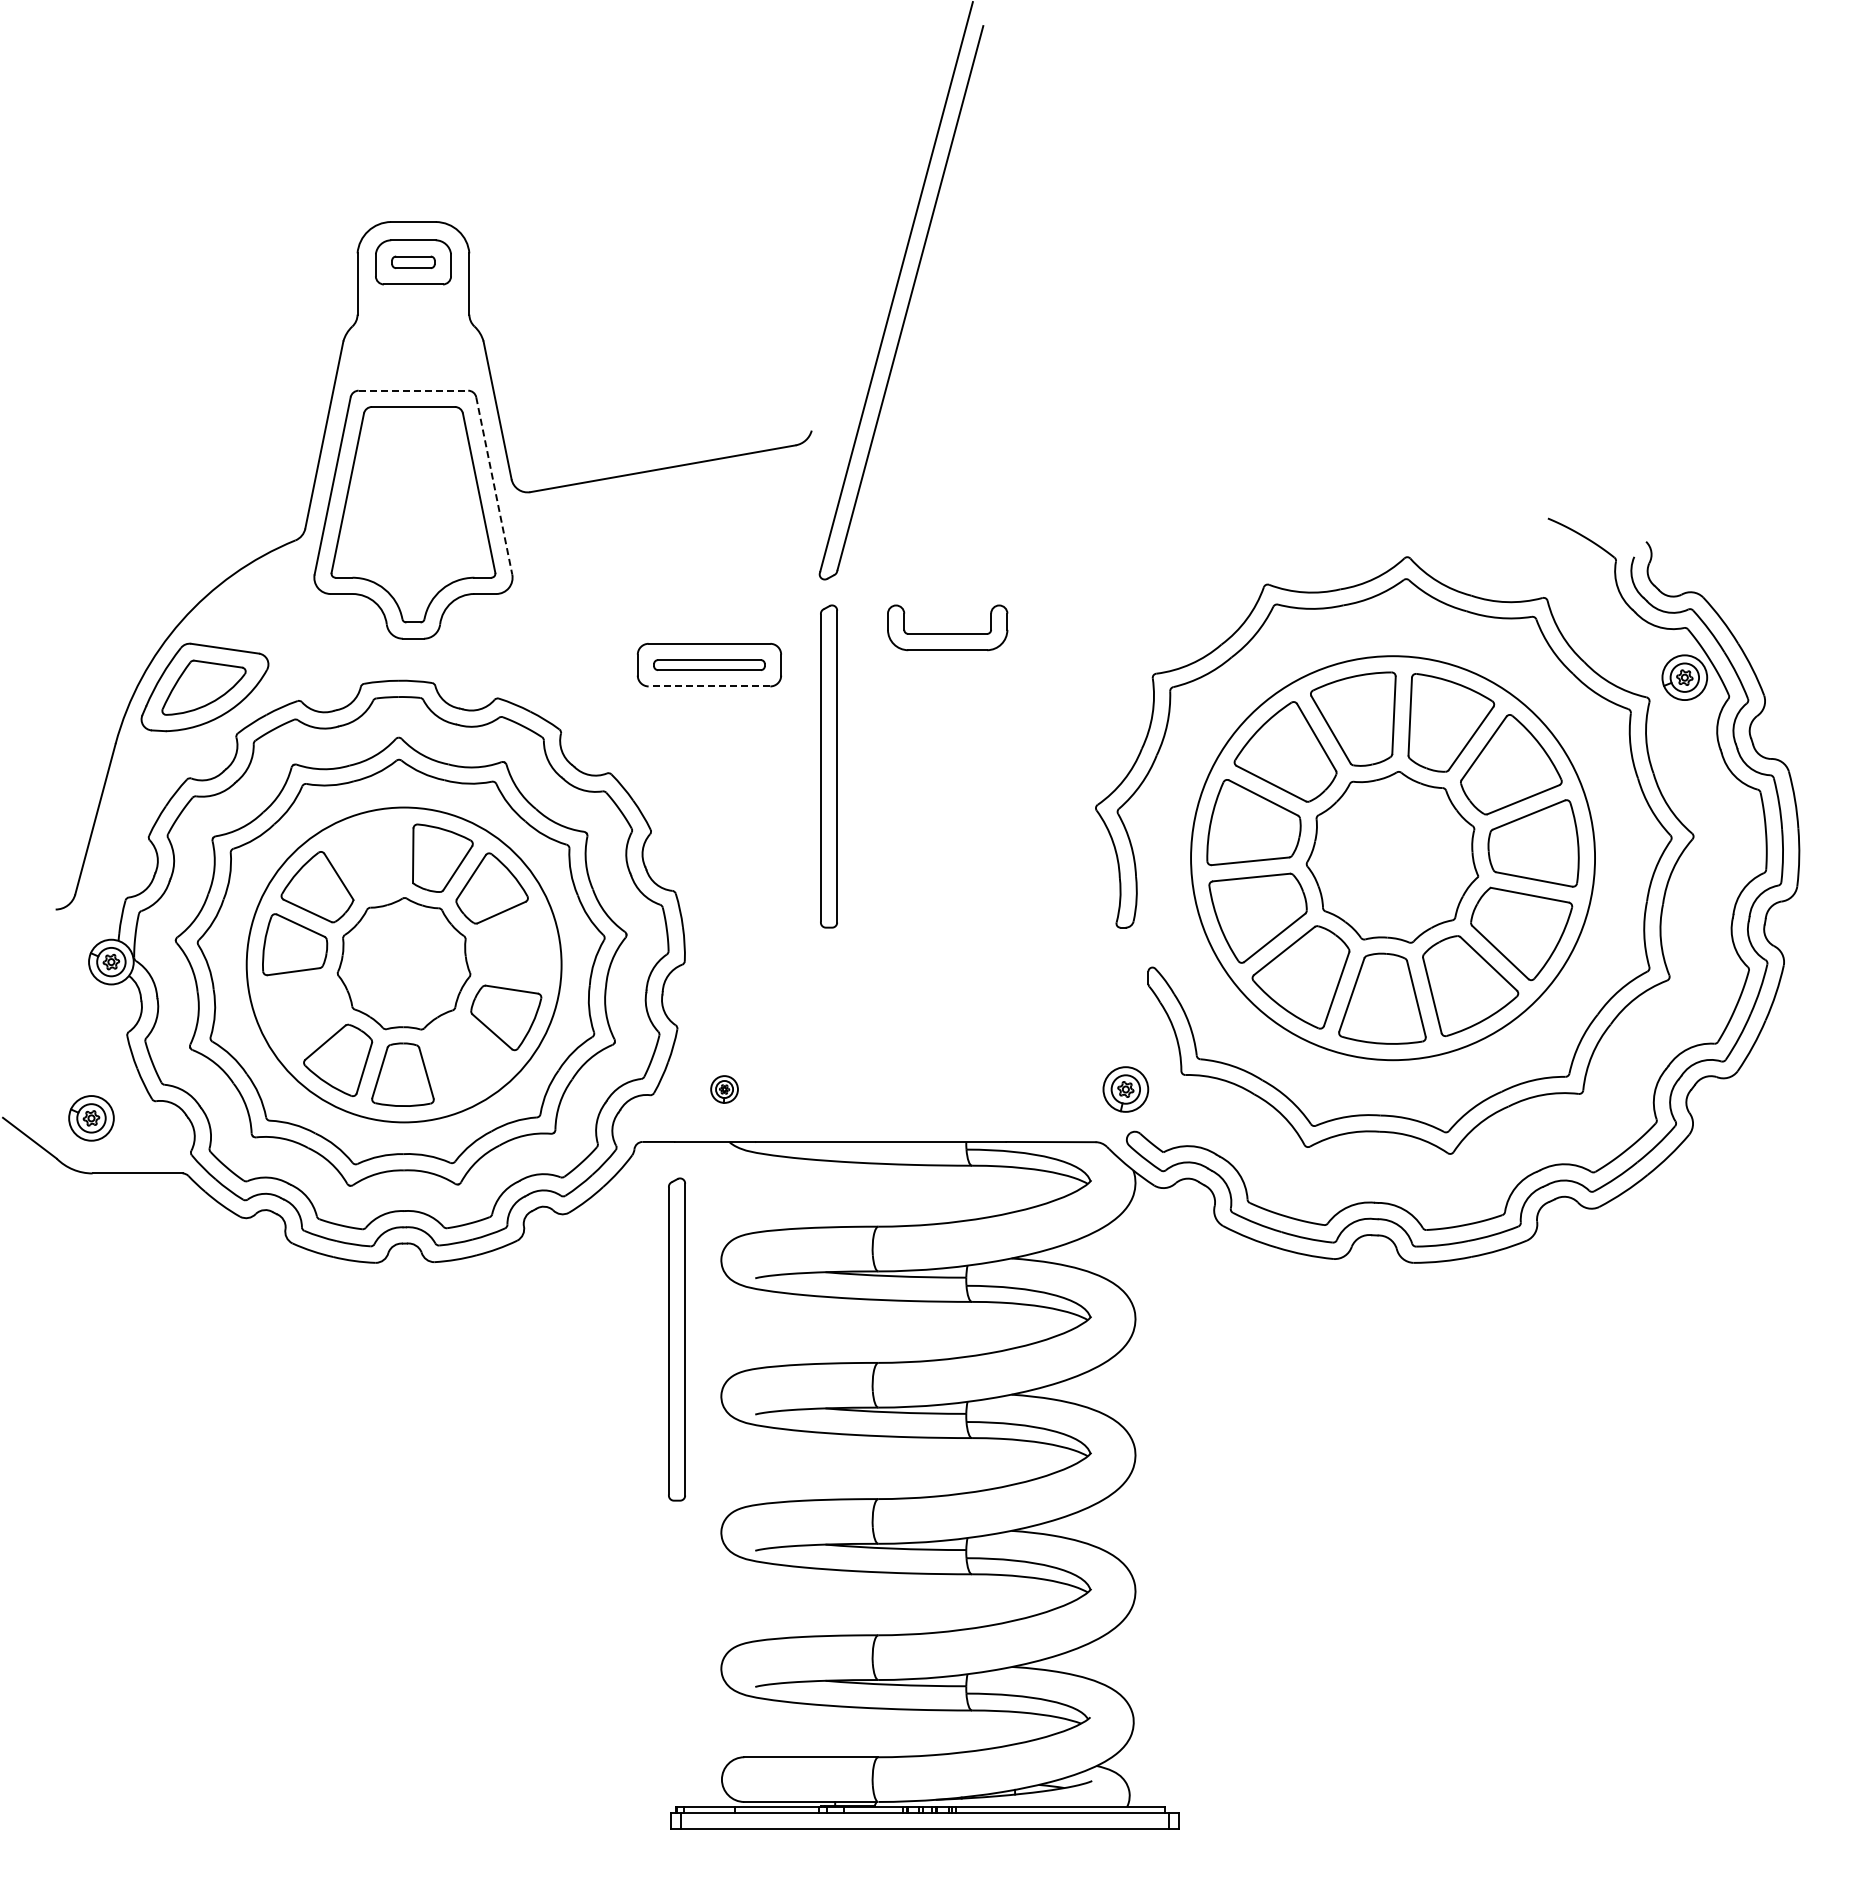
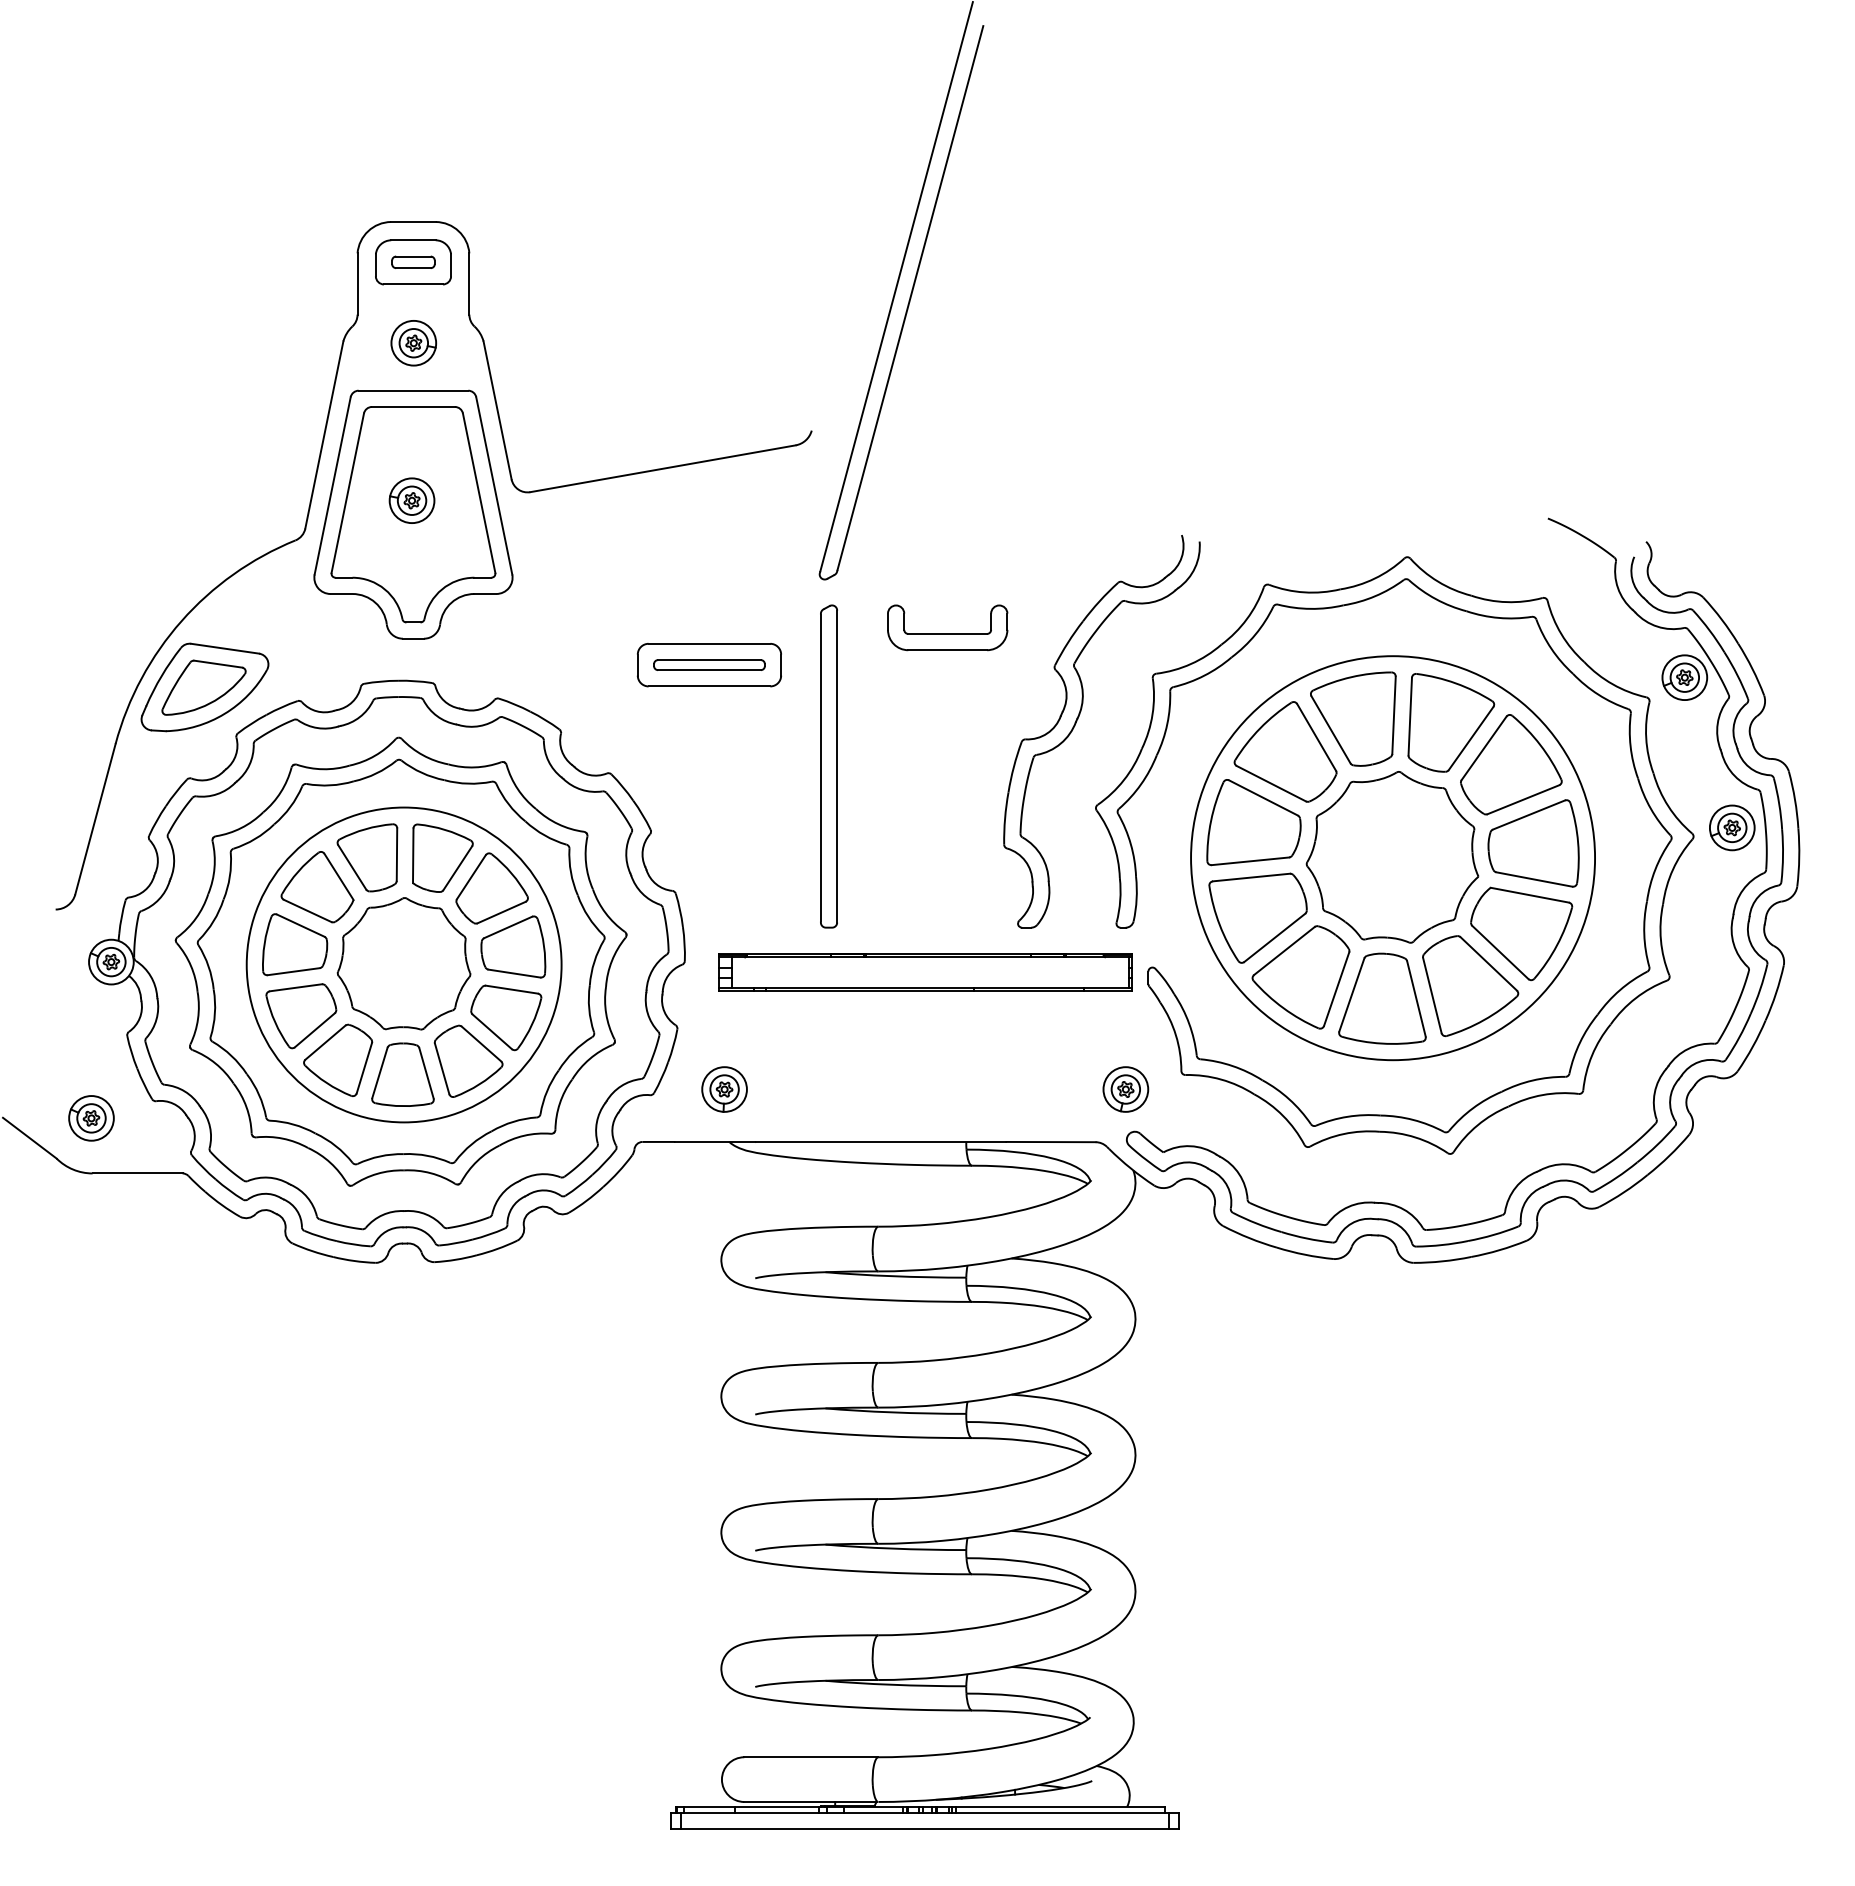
part: none -> present (413, 343)
line: dashed -> solid (413, 390)
line: dashed -> solid (494, 486)
part: none -> present (411, 500)
line: dashed -> solid (709, 686)
part: none -> present (1078, 719)
part: none -> present (1732, 827)
part: none -> present (367, 857)
part: none -> present (513, 946)
part: none -> present (925, 972)
part: none -> present (301, 1016)
part: none -> present (468, 1060)
part size: 29x29 px -> 47x47 px (724, 1089)
part: present -> none (676, 1339)
